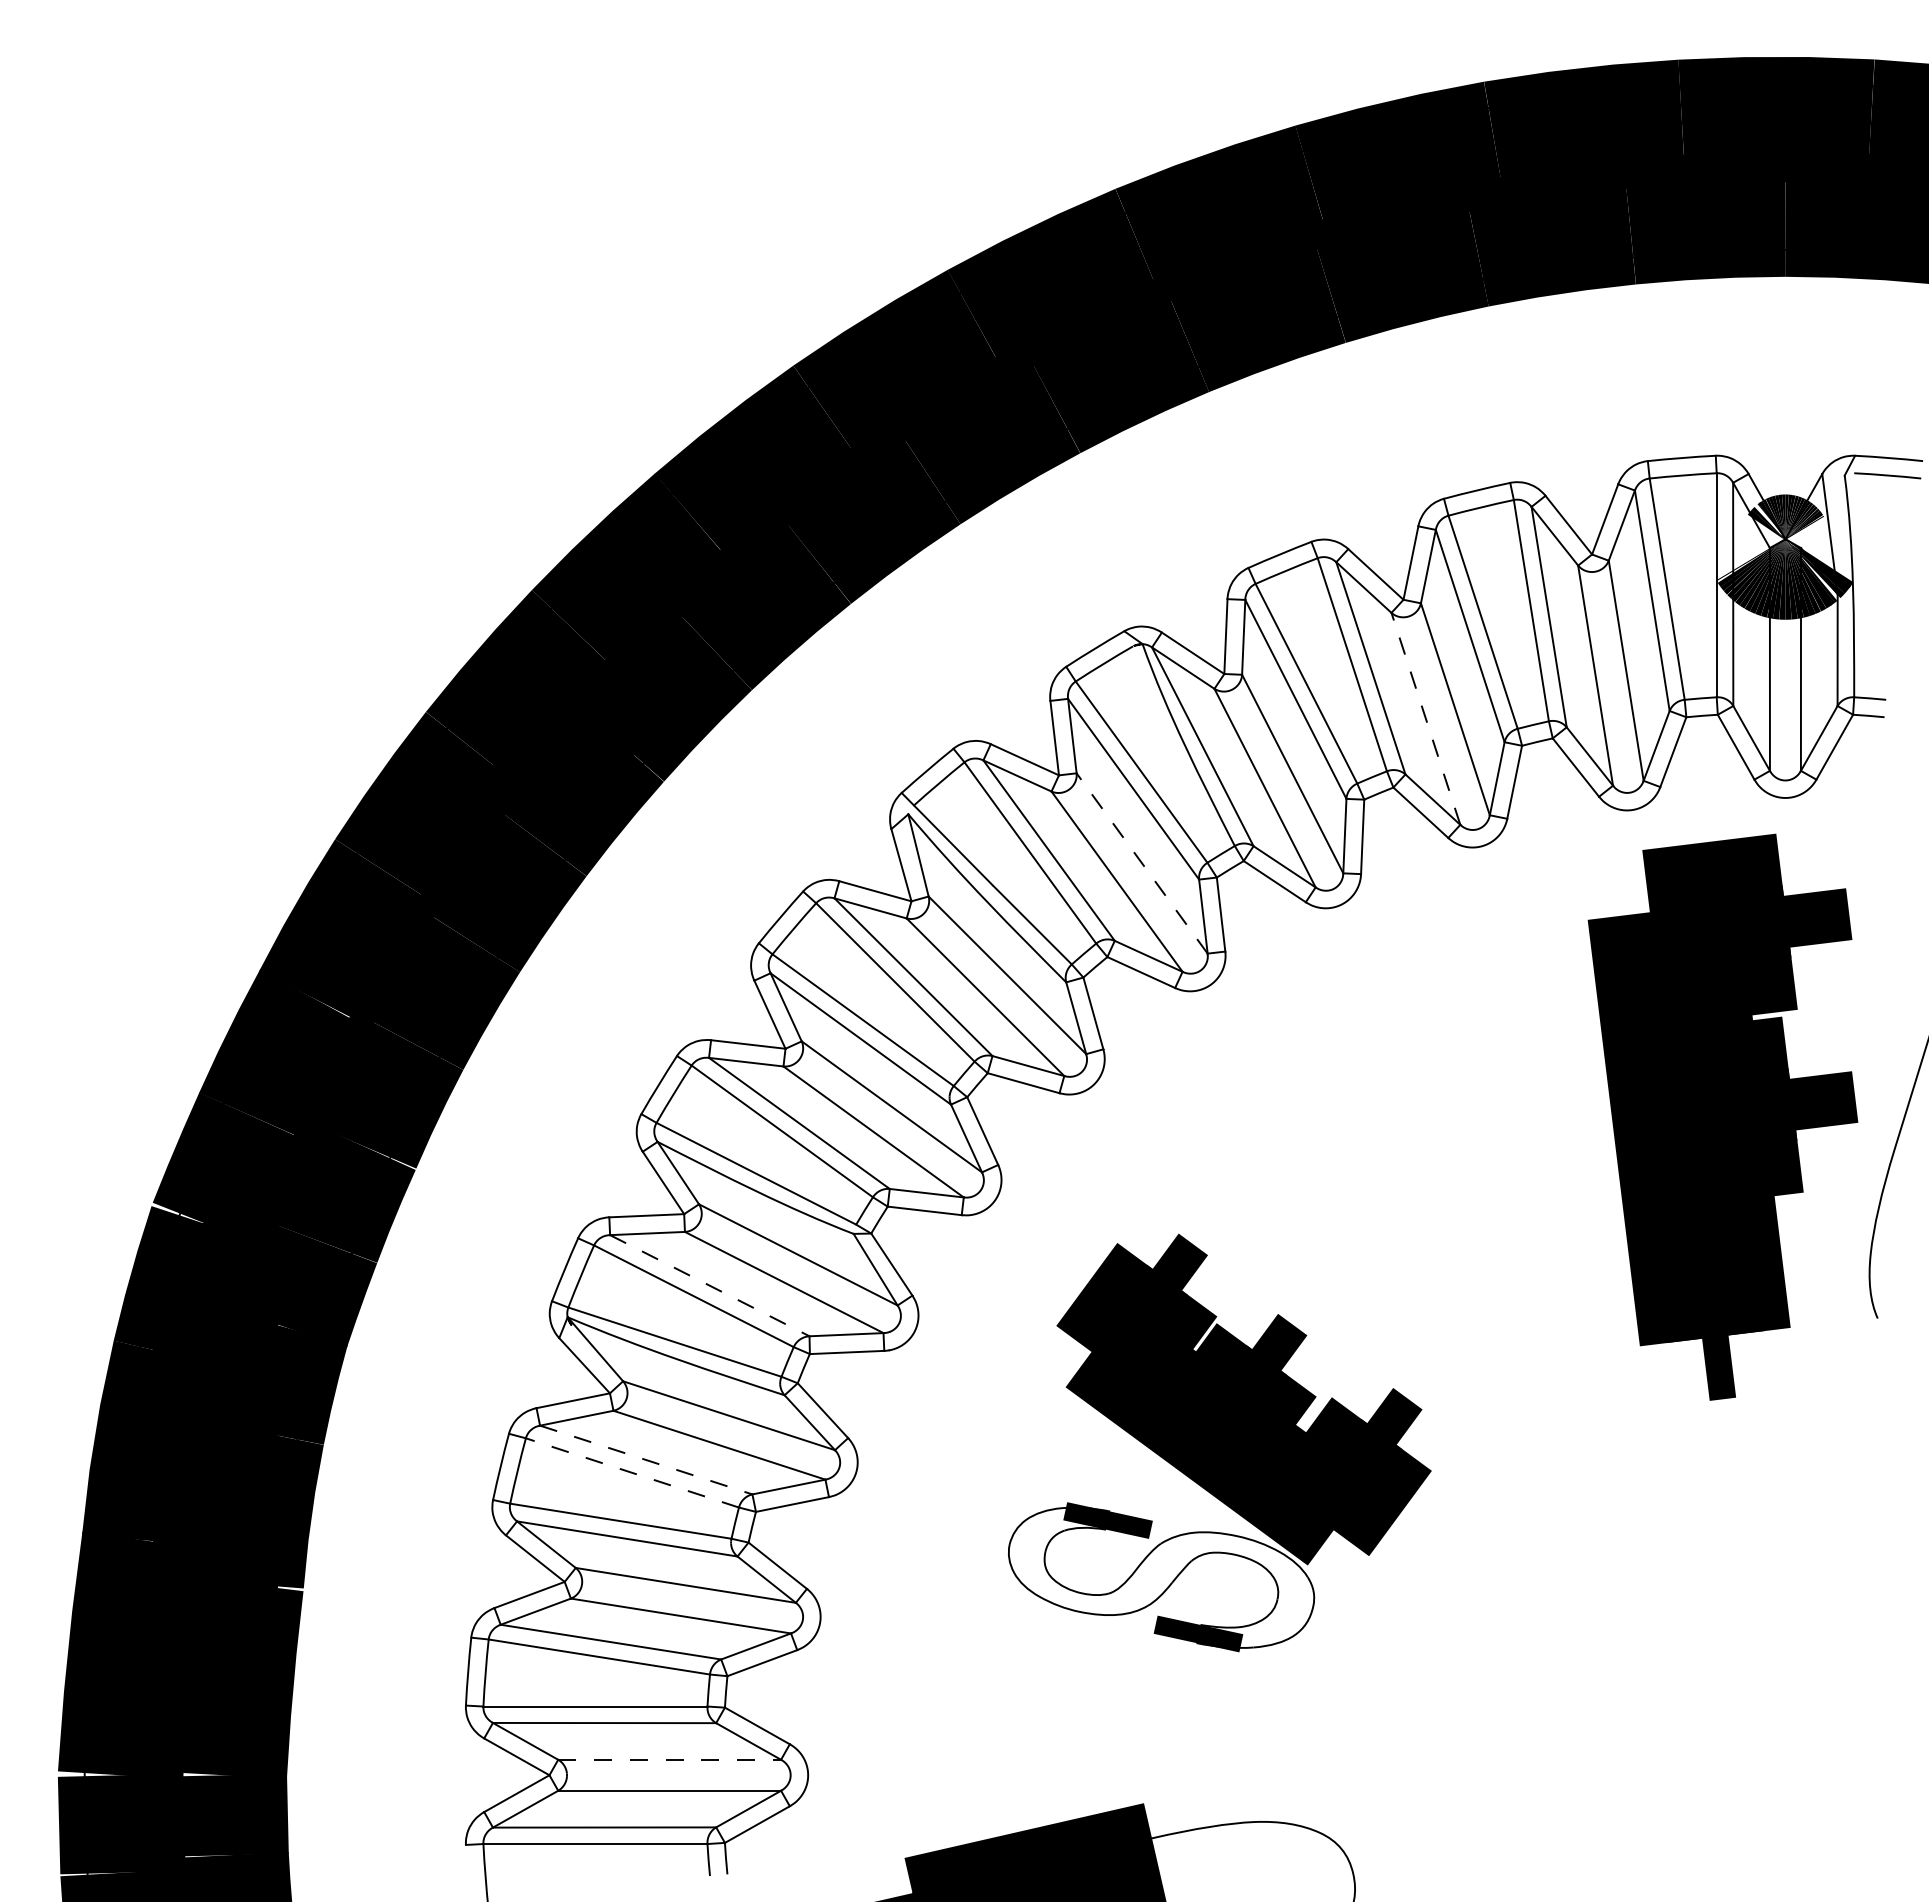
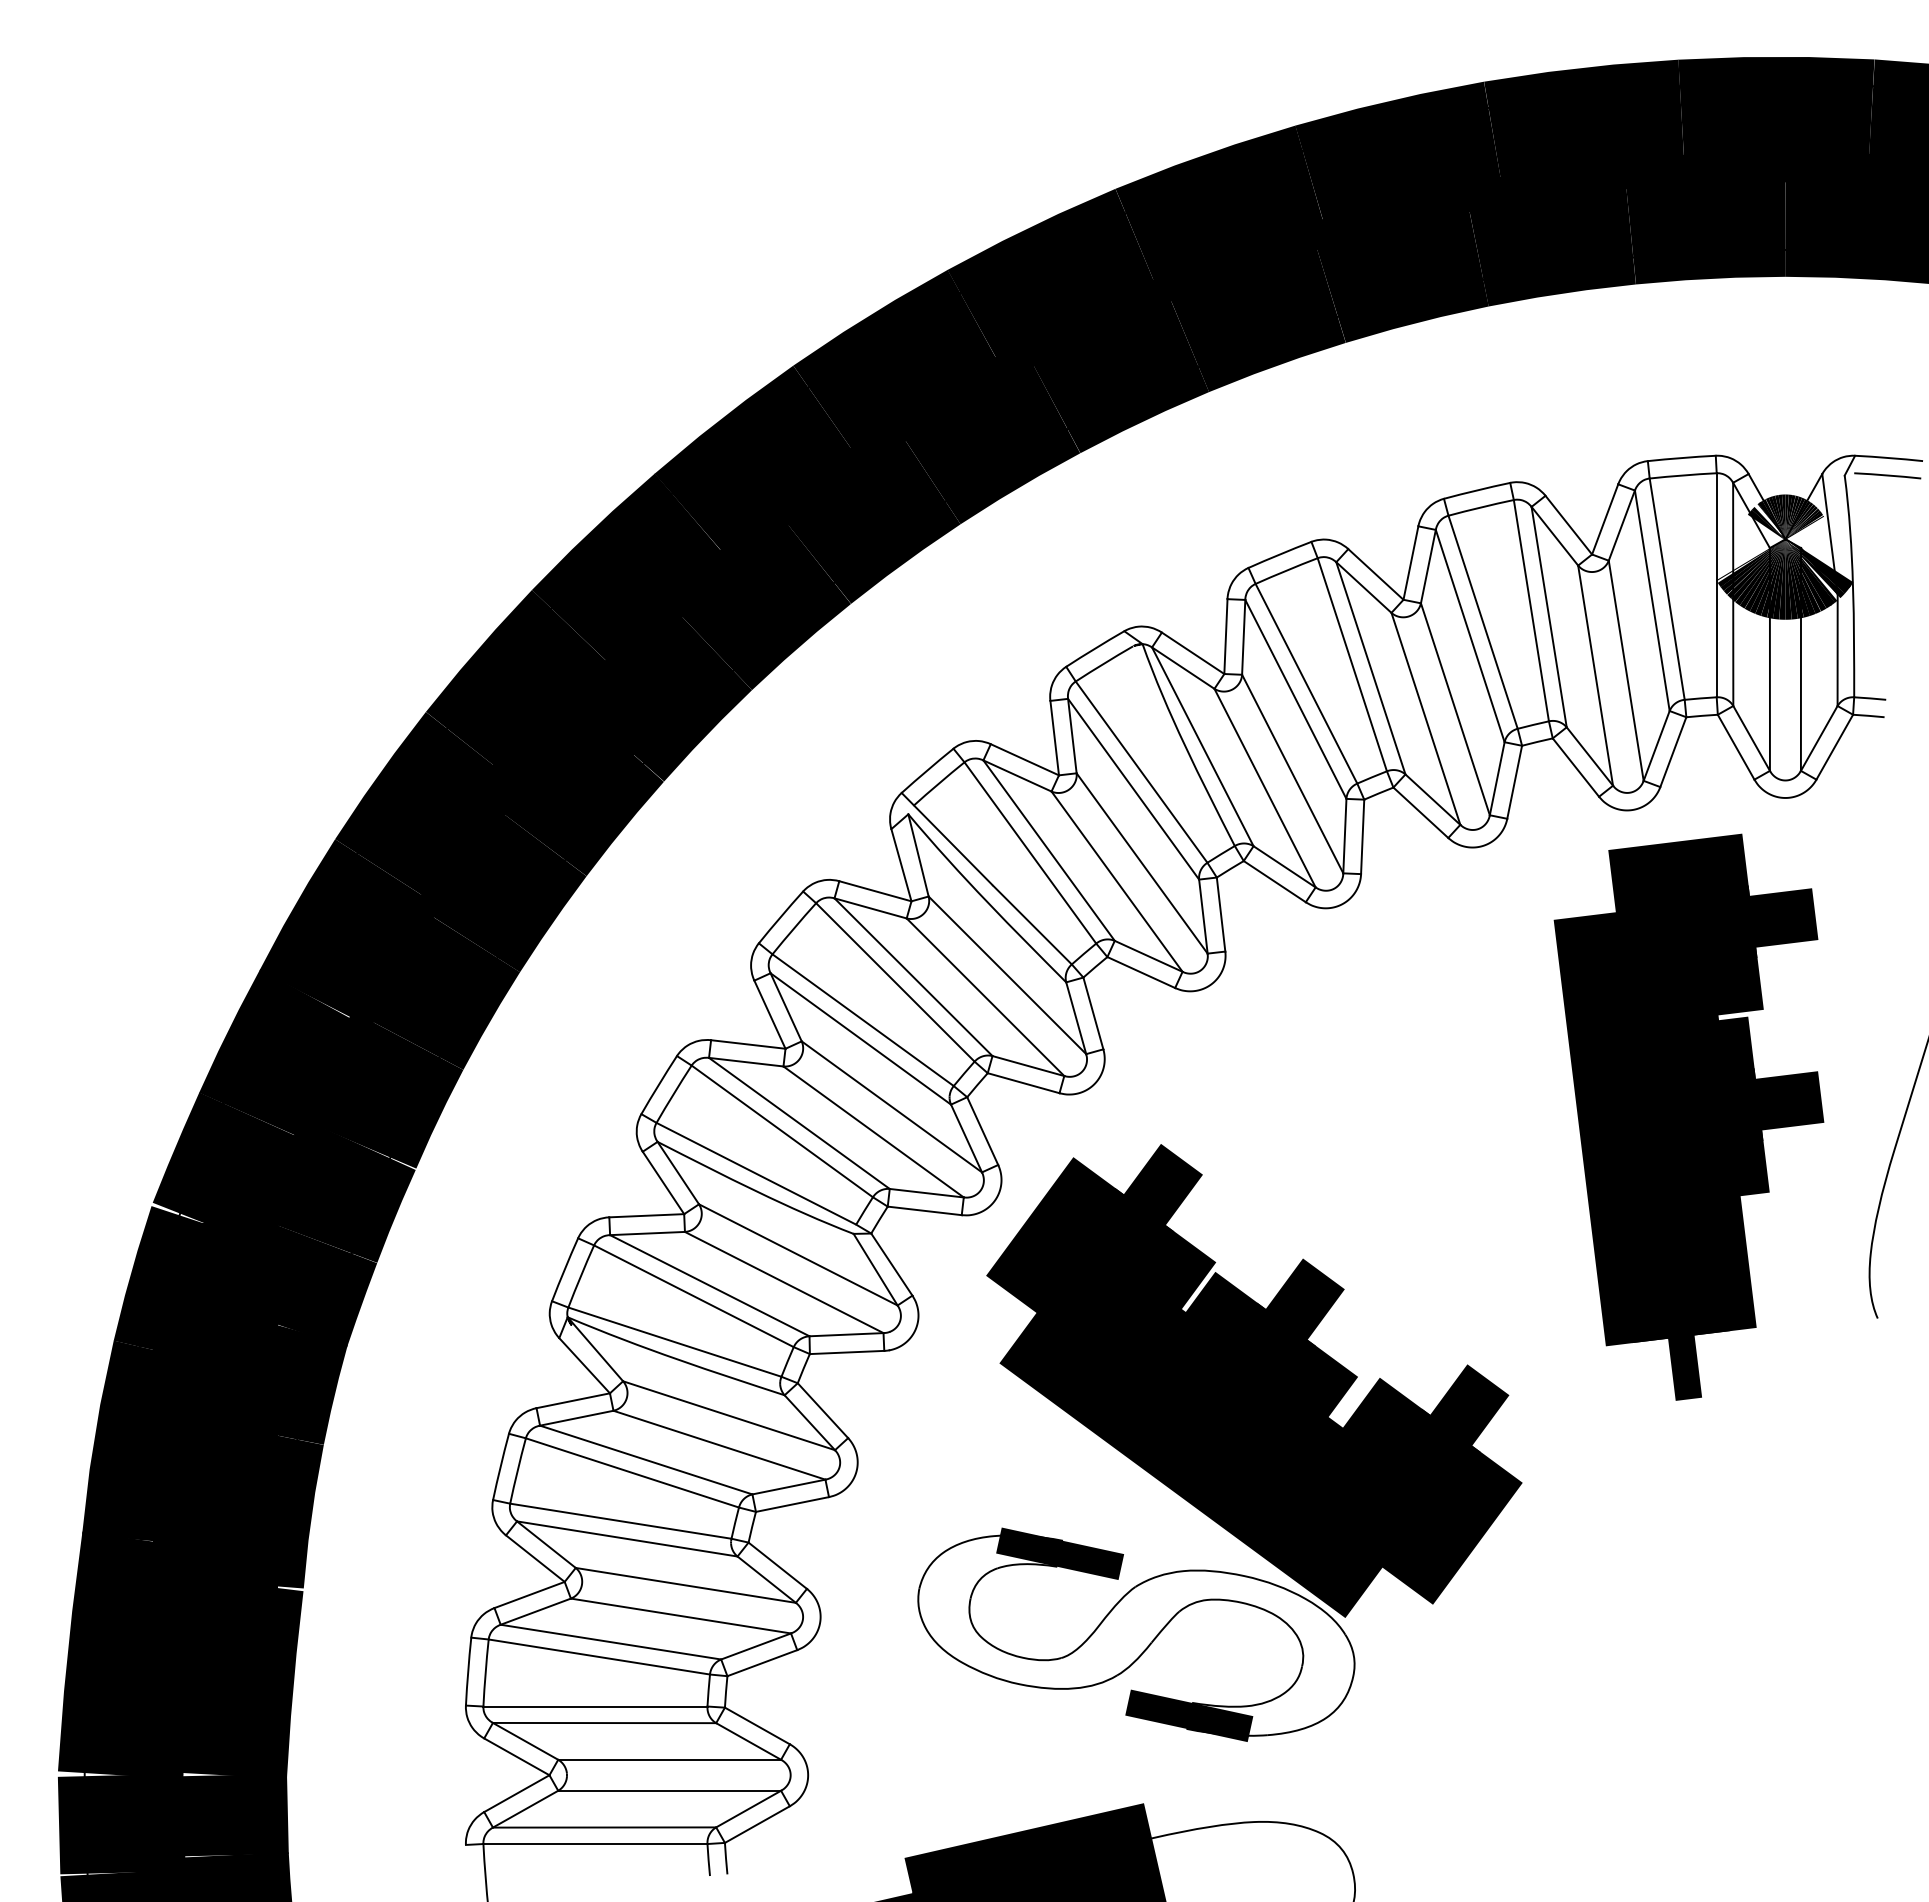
line: dashed -> solid (1425, 718)
line: dashed -> solid (1141, 863)
part position: (1722, 1116) -> (1688, 1116) (1688, 1116)
line: dashed -> solid (709, 1285)
part size: 424x420 px -> 606x598 px (1219, 1442)
line: dashed -> solid (646, 1460)
line: dashed -> solid (631, 1472)
line: dashed -> solid (670, 1759)
